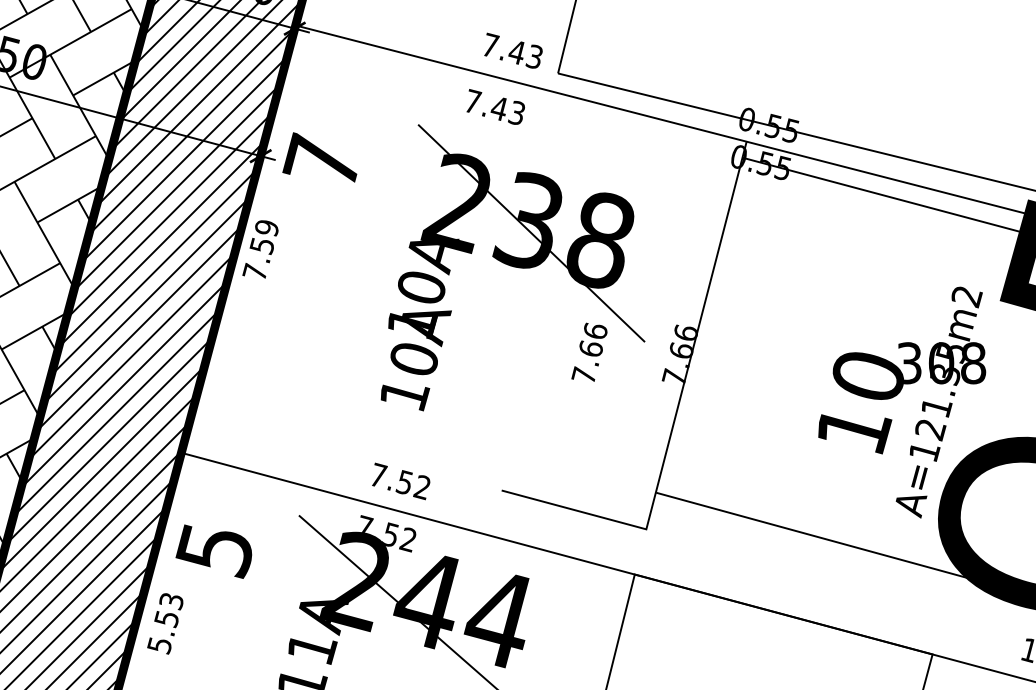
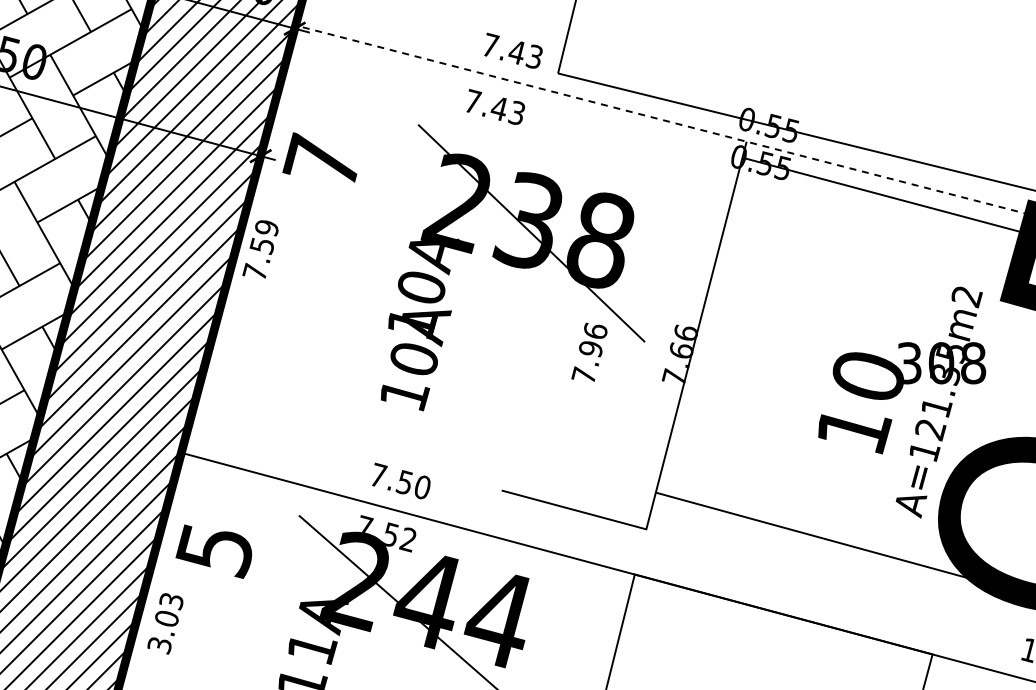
line: solid -> dashed (666, 120)
text: 7.66 -> 7.96 (590, 348)
text: 7.52 -> 7.50 (421, 487)
text: 5.53 -> 3.03 (162, 632)
